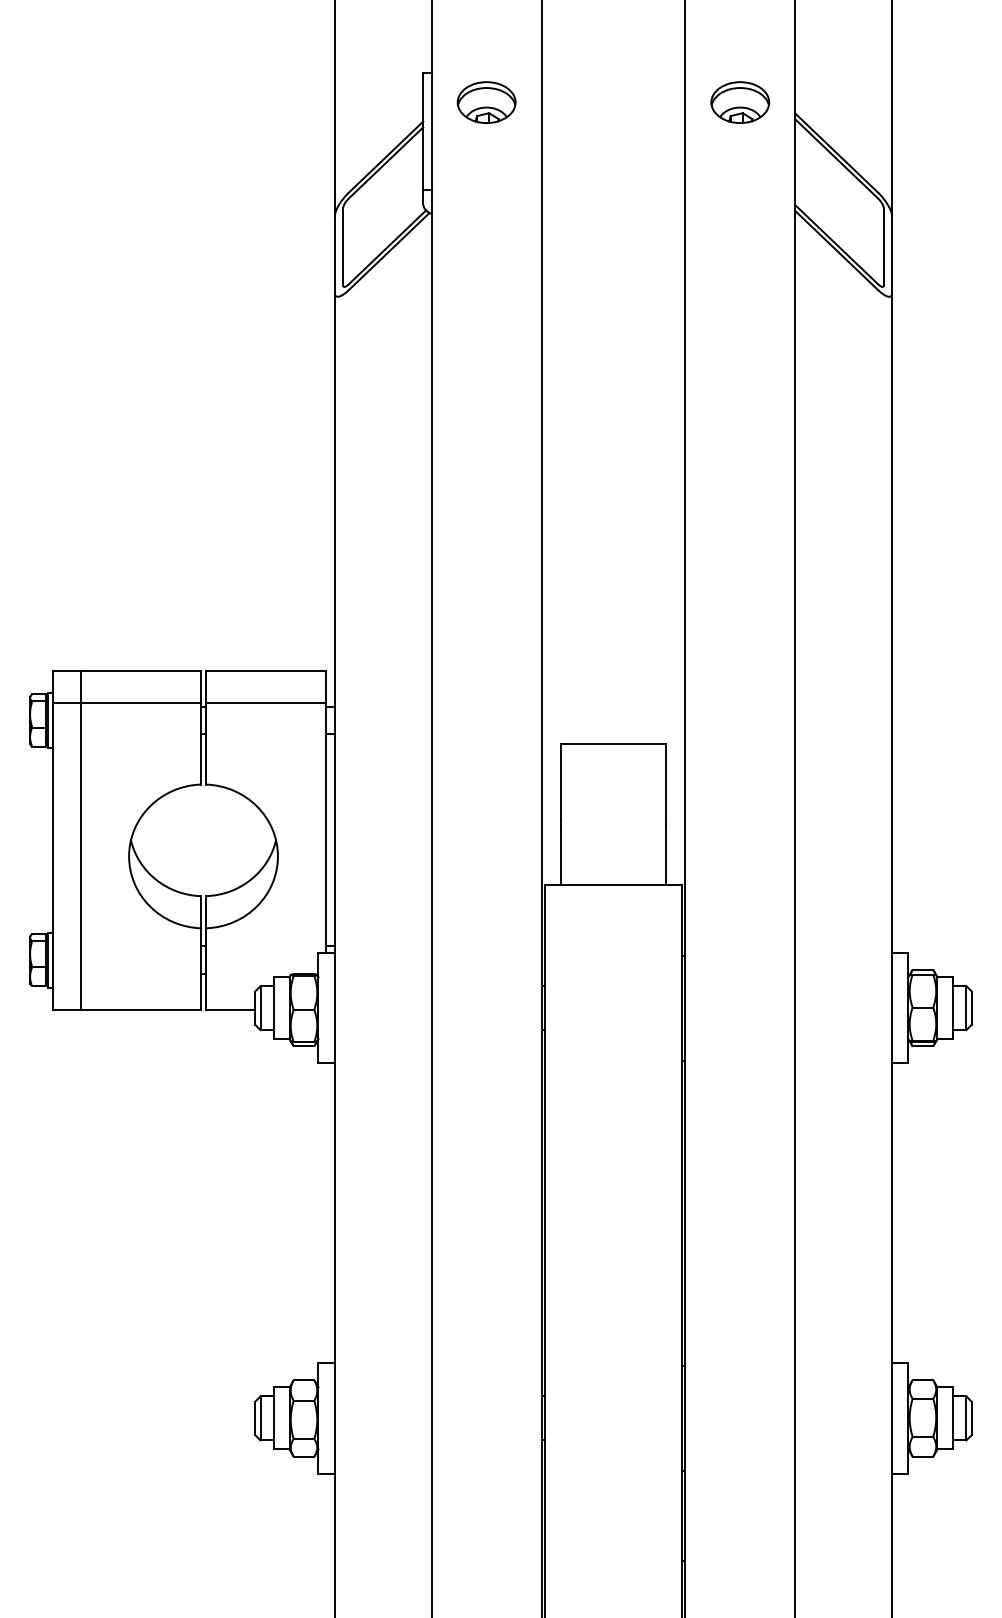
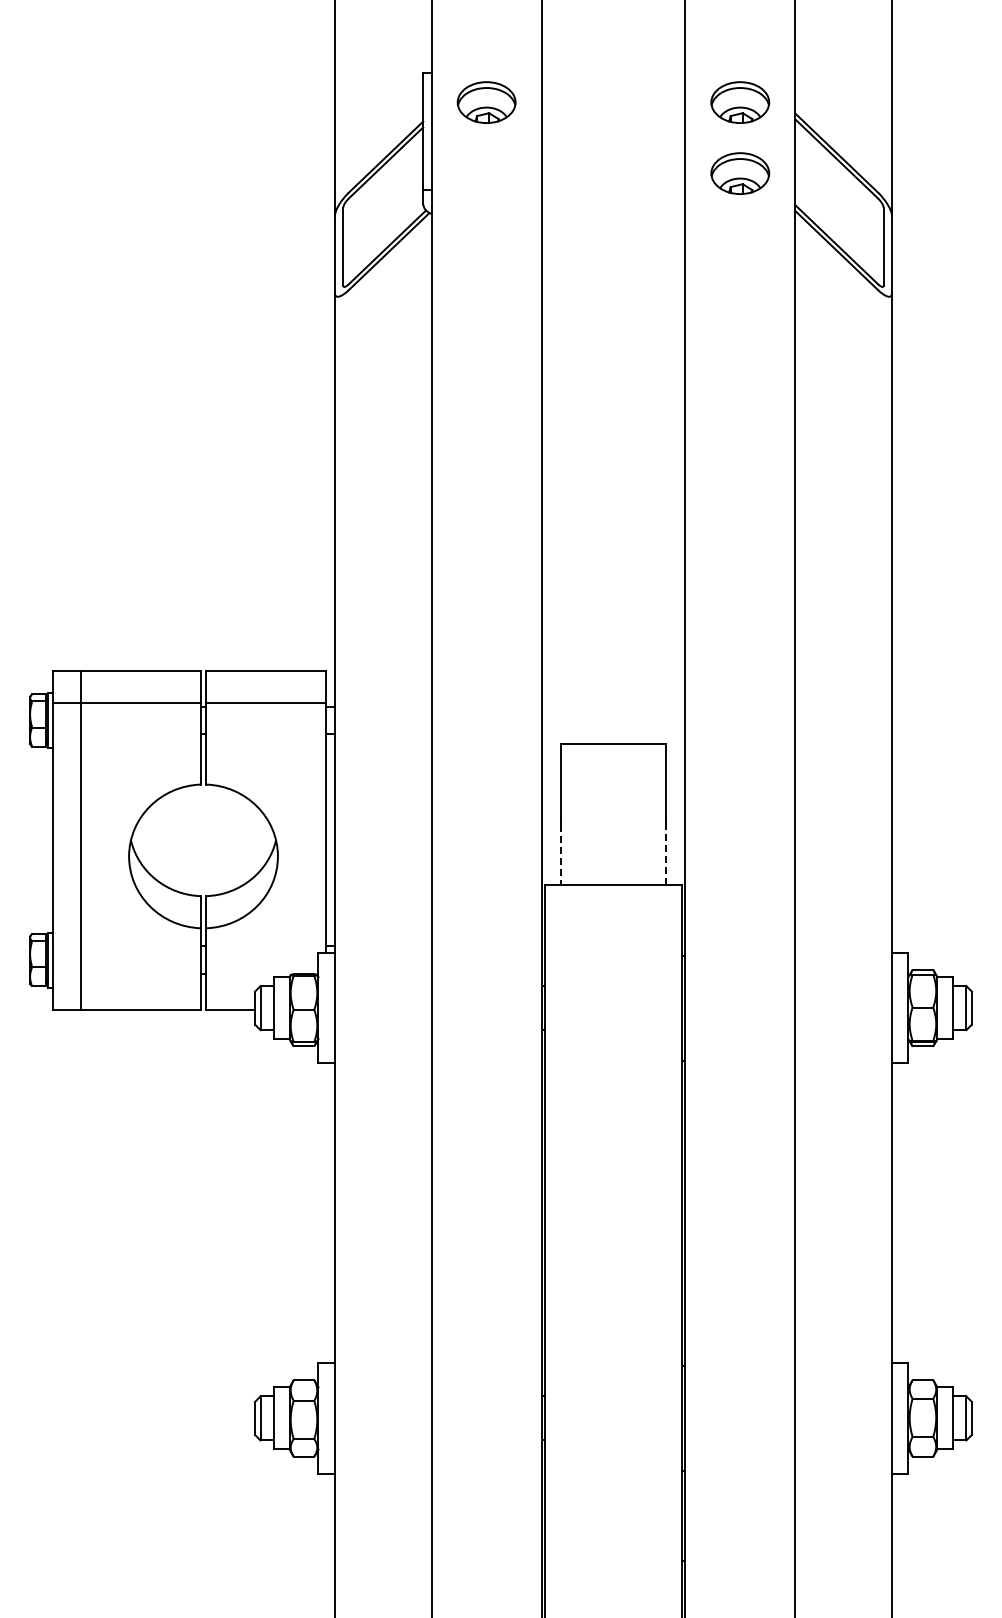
part: none -> present (740, 173)
line: solid -> dashed (666, 854)
line: solid -> dashed (560, 855)
